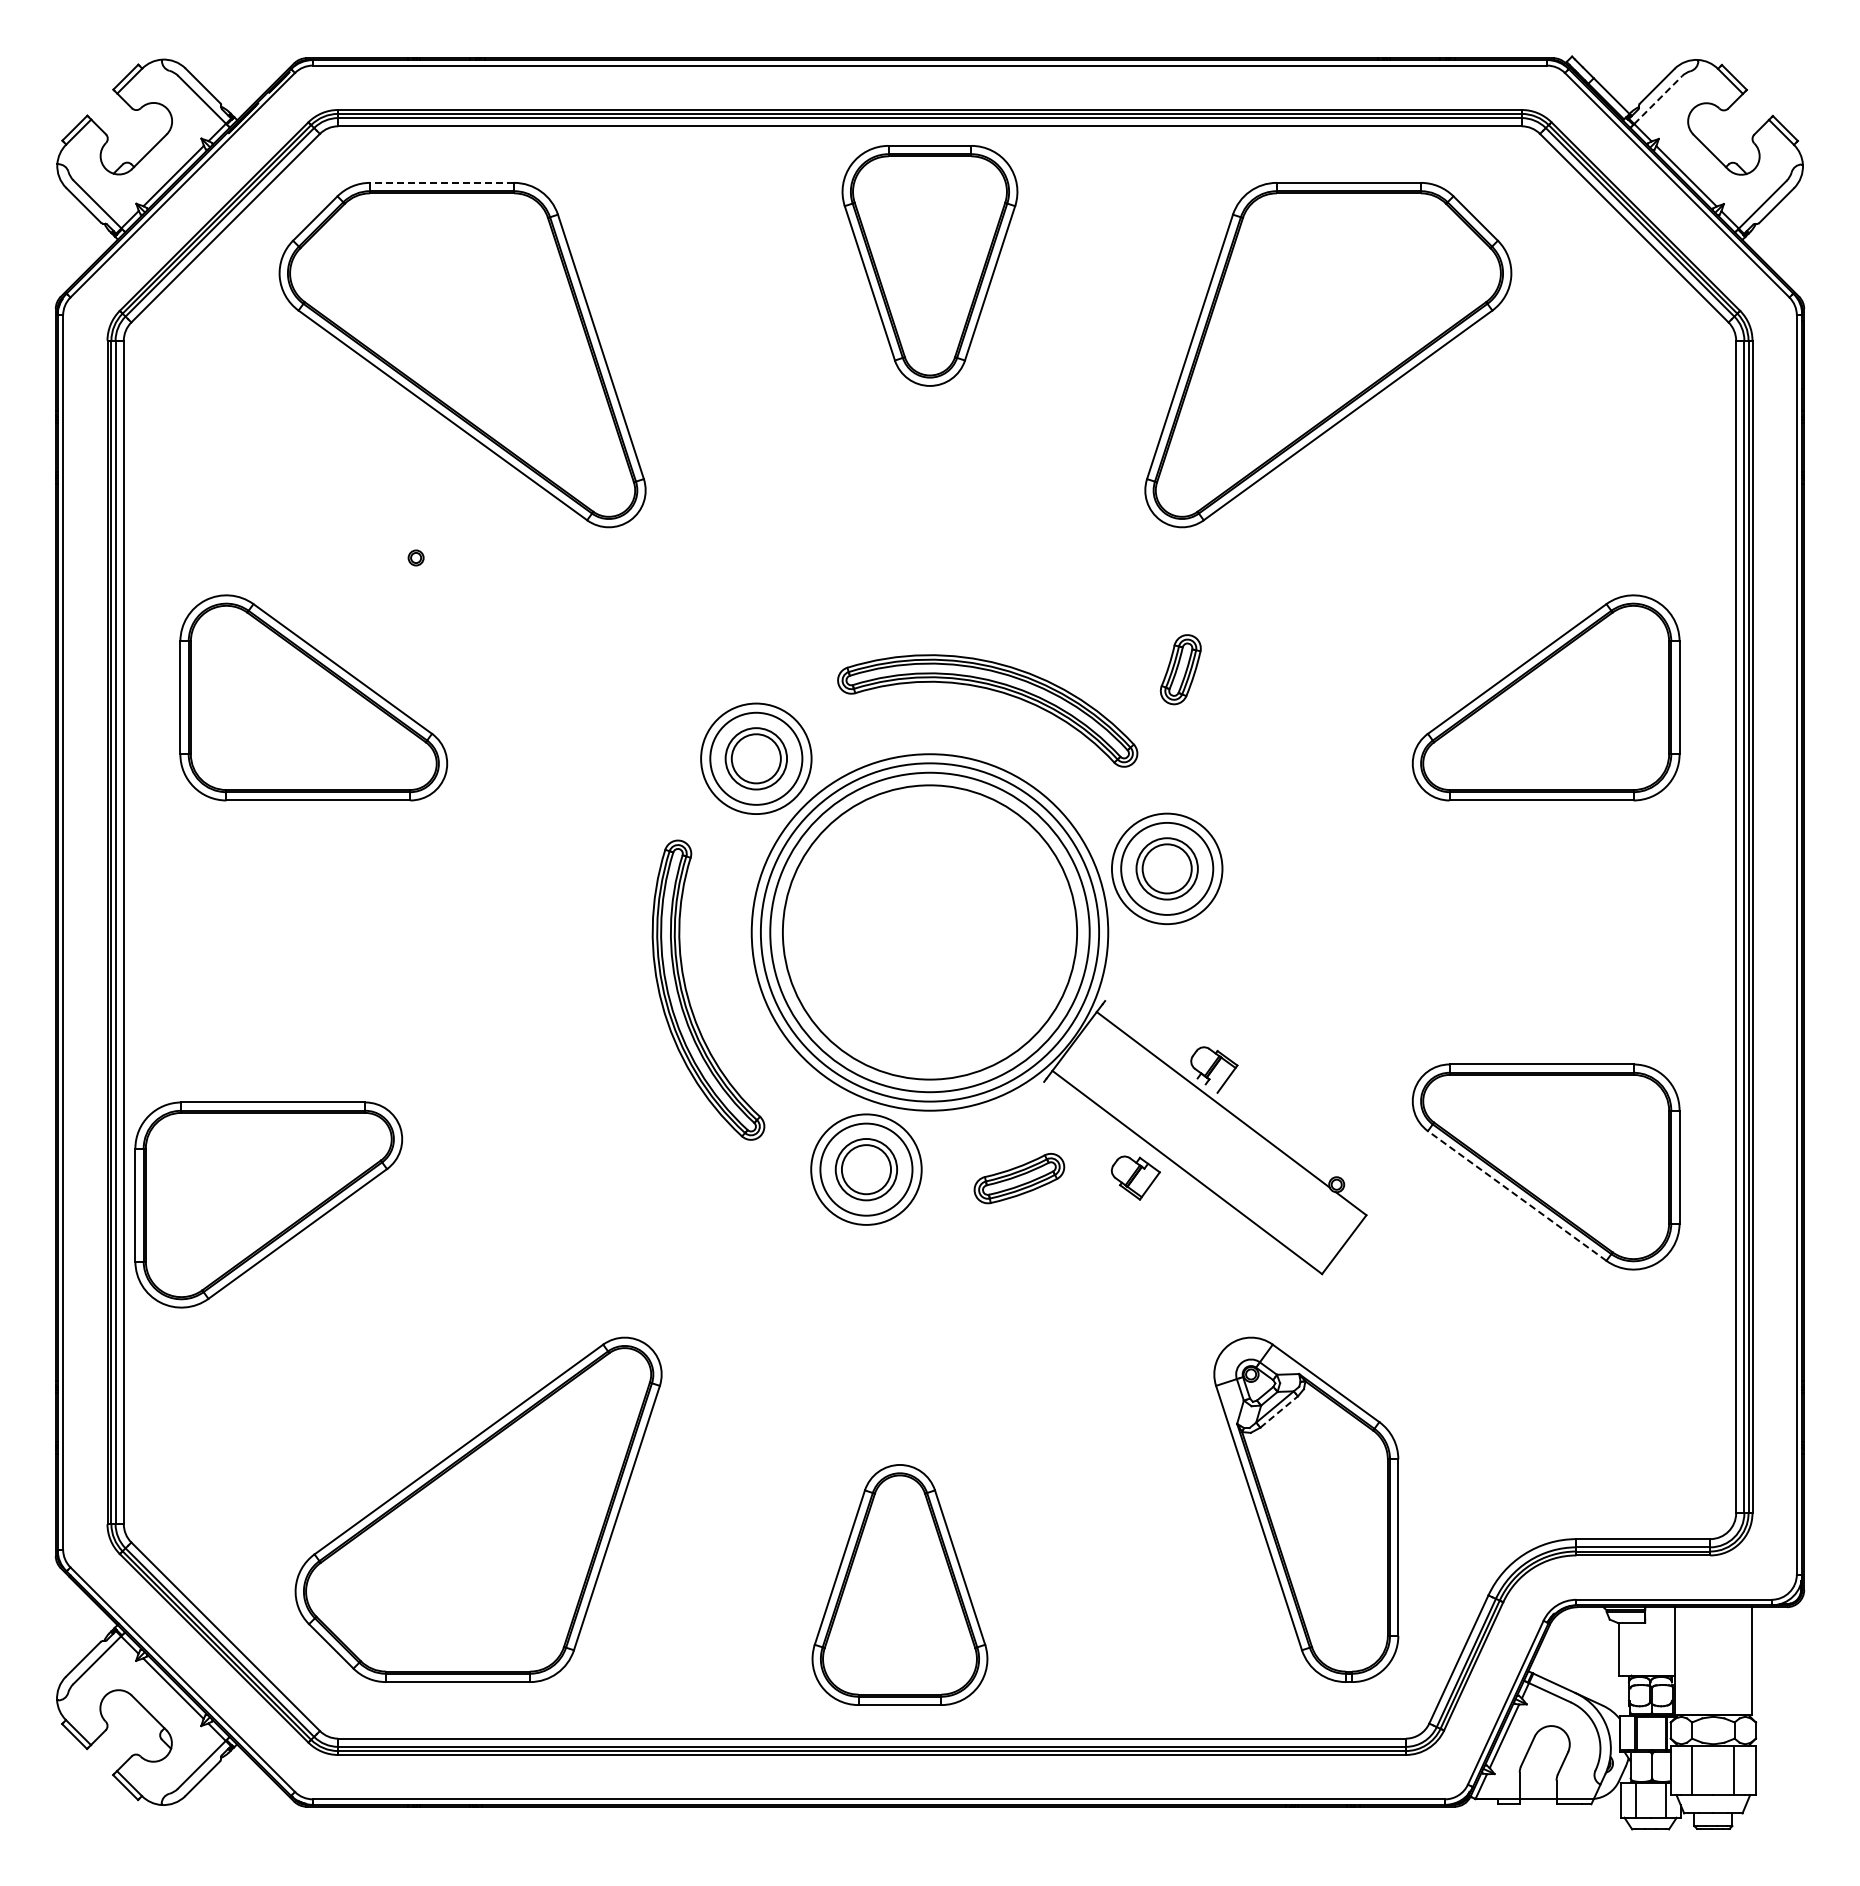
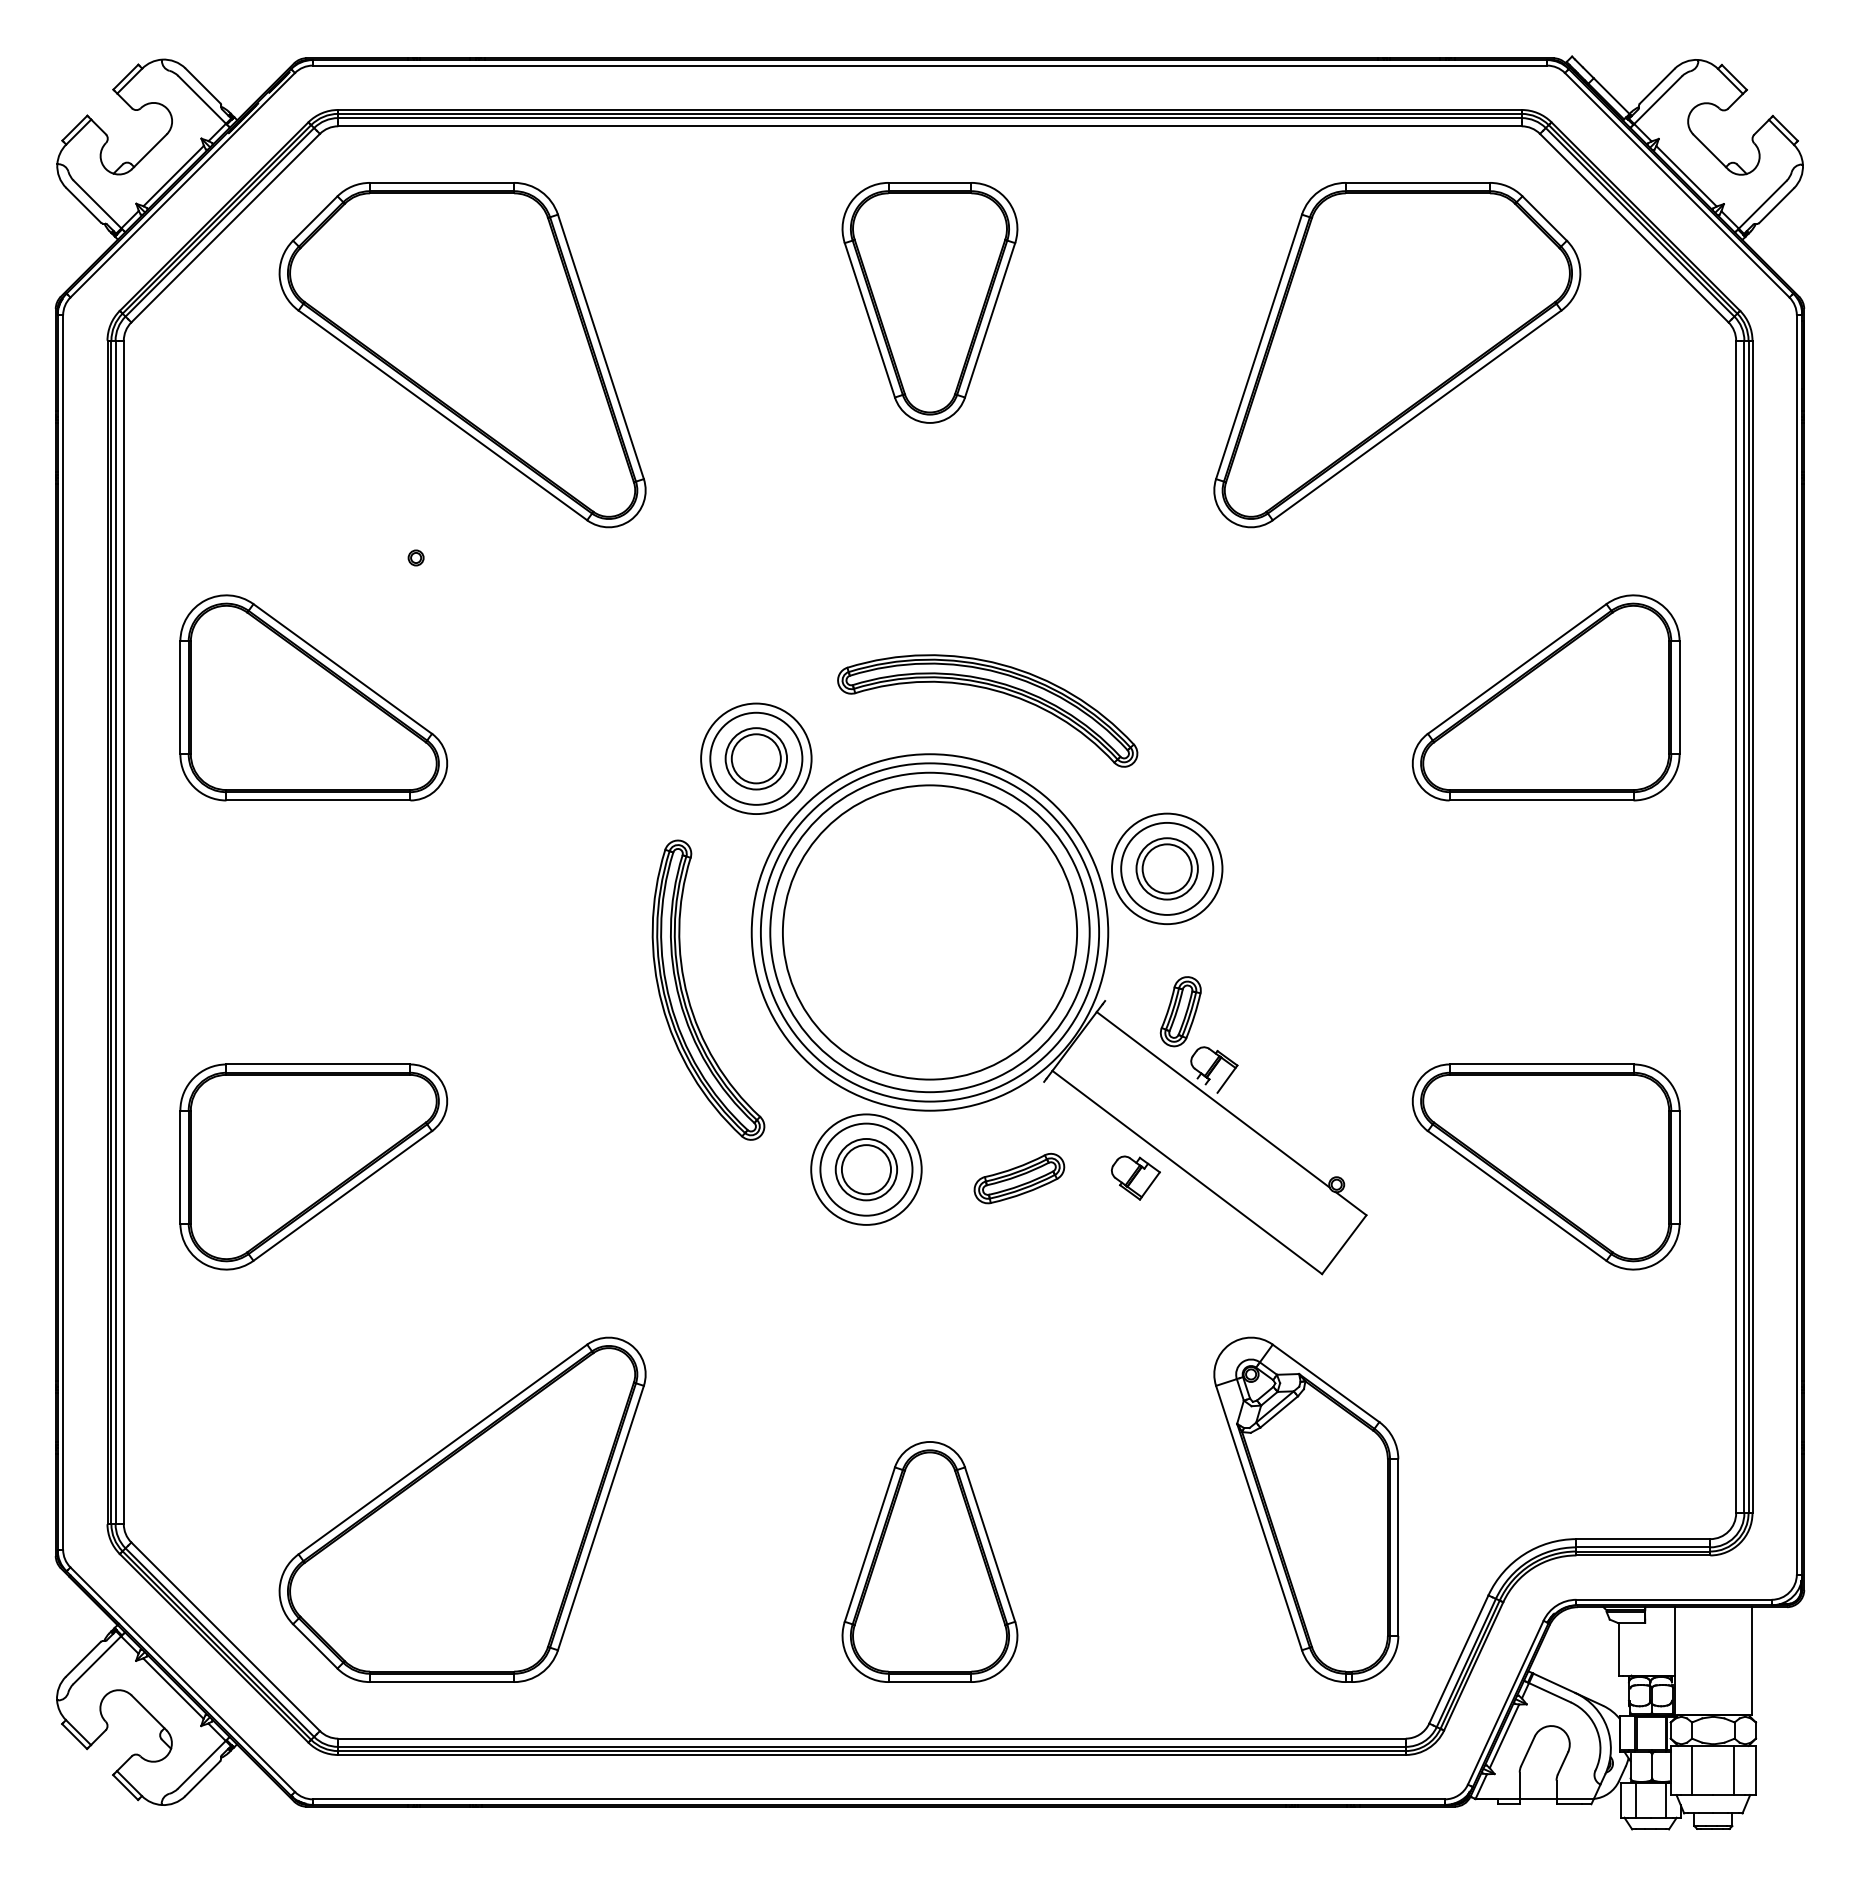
line: dashed -> solid (1658, 100)
line: dashed -> solid (441, 182)
part position: (929, 265) -> (929, 302) (929, 302)
part position: (1328, 355) -> (1397, 355) (1397, 355)
part position: (1180, 669) -> (1180, 1011) (1180, 1011)
line: dashed -> solid (1516, 1195)
part position: (268, 1204) -> (313, 1166) (313, 1166)
line: dashed -> solid (1279, 1411)
part position: (478, 1509) -> (462, 1509) (462, 1509)
part position: (899, 1584) -> (929, 1561) (929, 1561)
